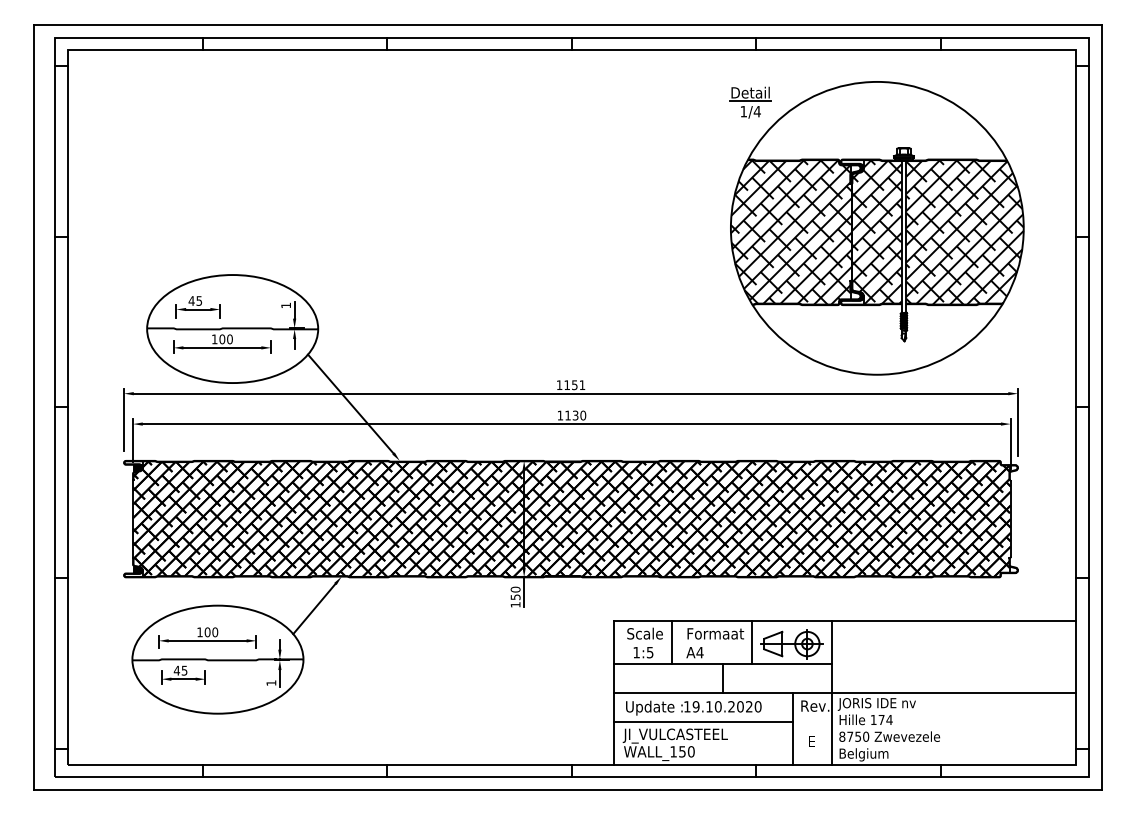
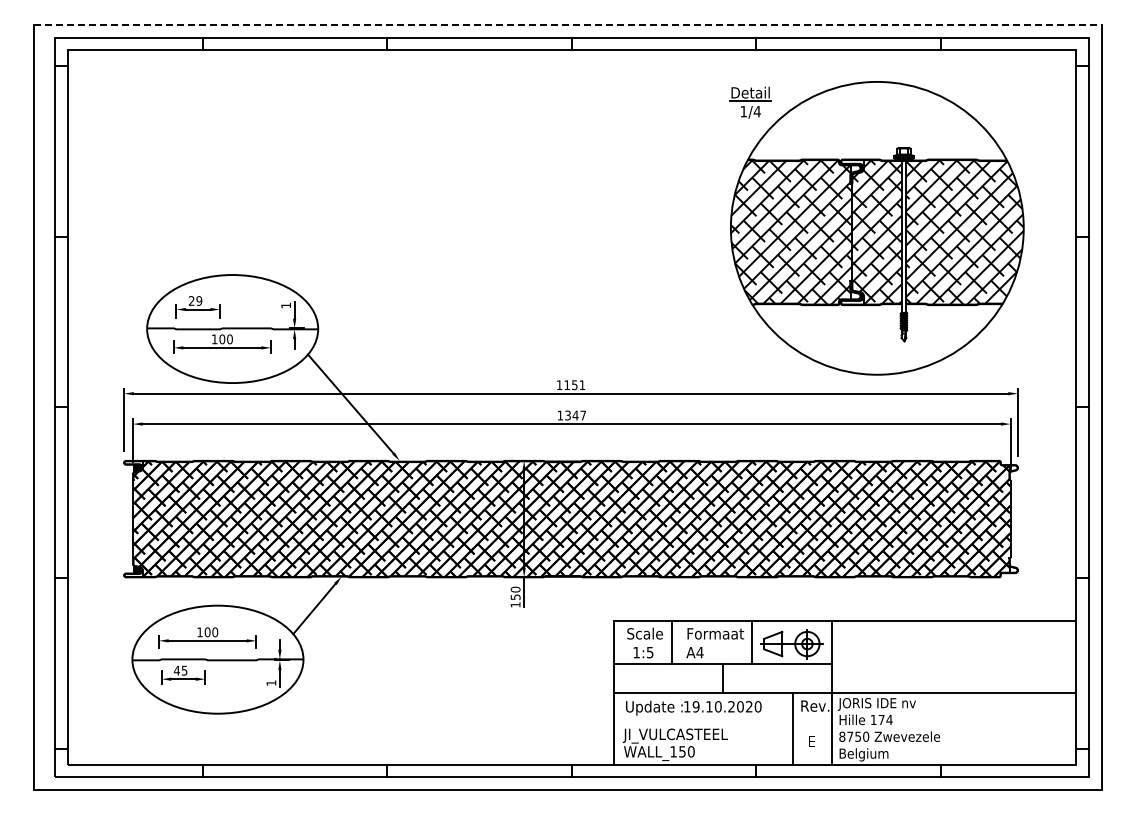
line: solid -> dashed (567, 24)
text: 45 -> 29 (195, 300)
text: 1130 -> 1347 (575, 415)
line: present -> none (703, 721)
